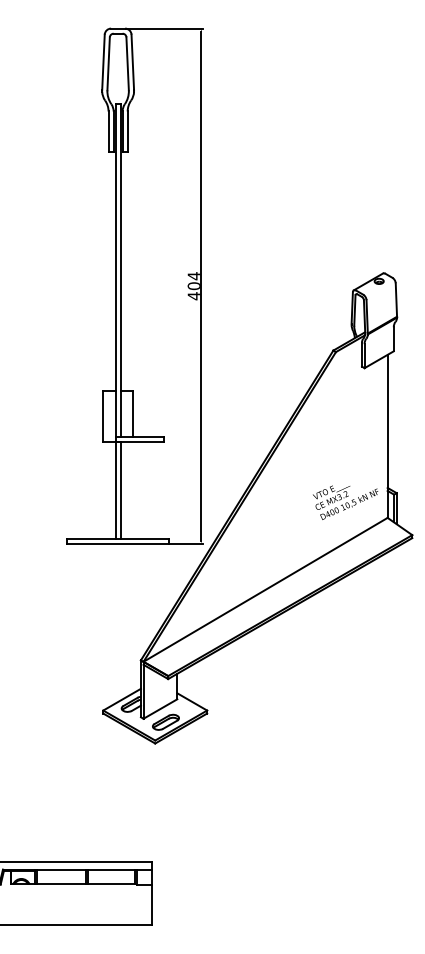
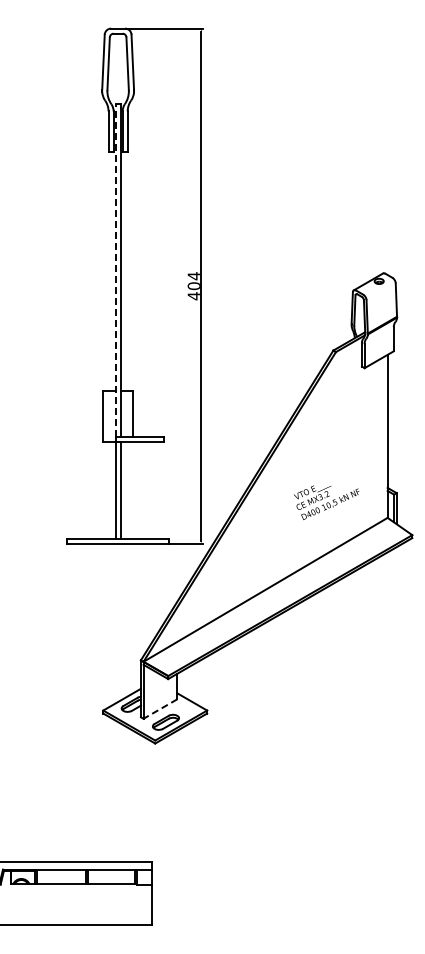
line: solid -> dashed (115, 269)
text position: (345, 502) -> (326, 502) (326, 502)
line: solid -> dashed (160, 709)
